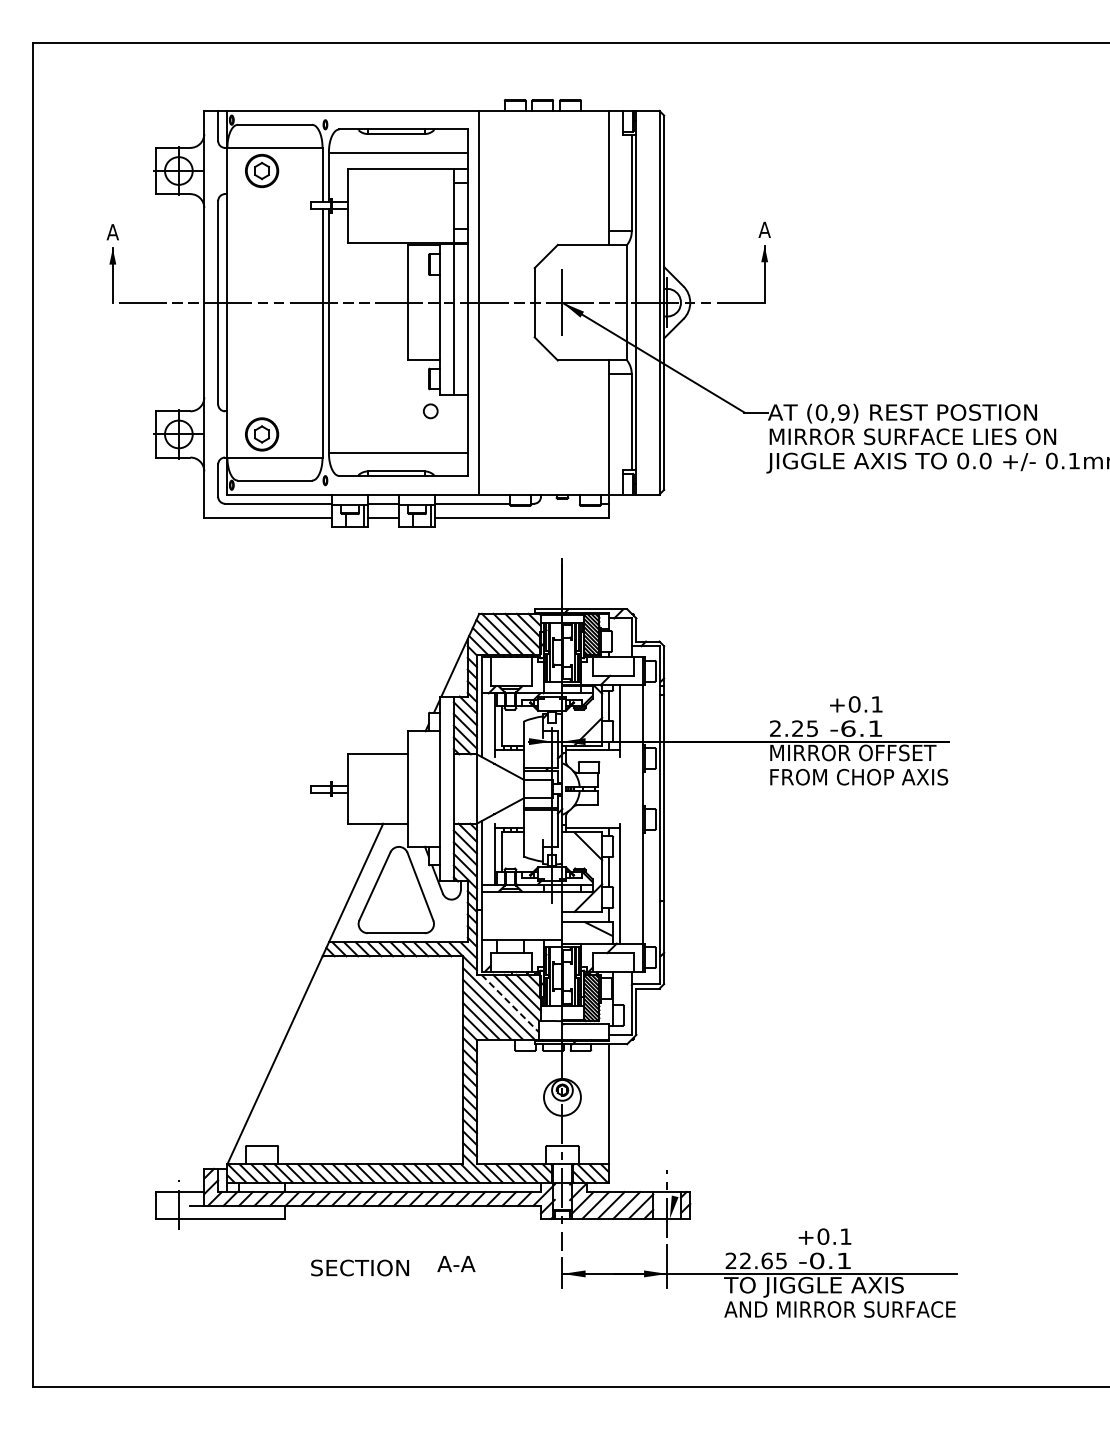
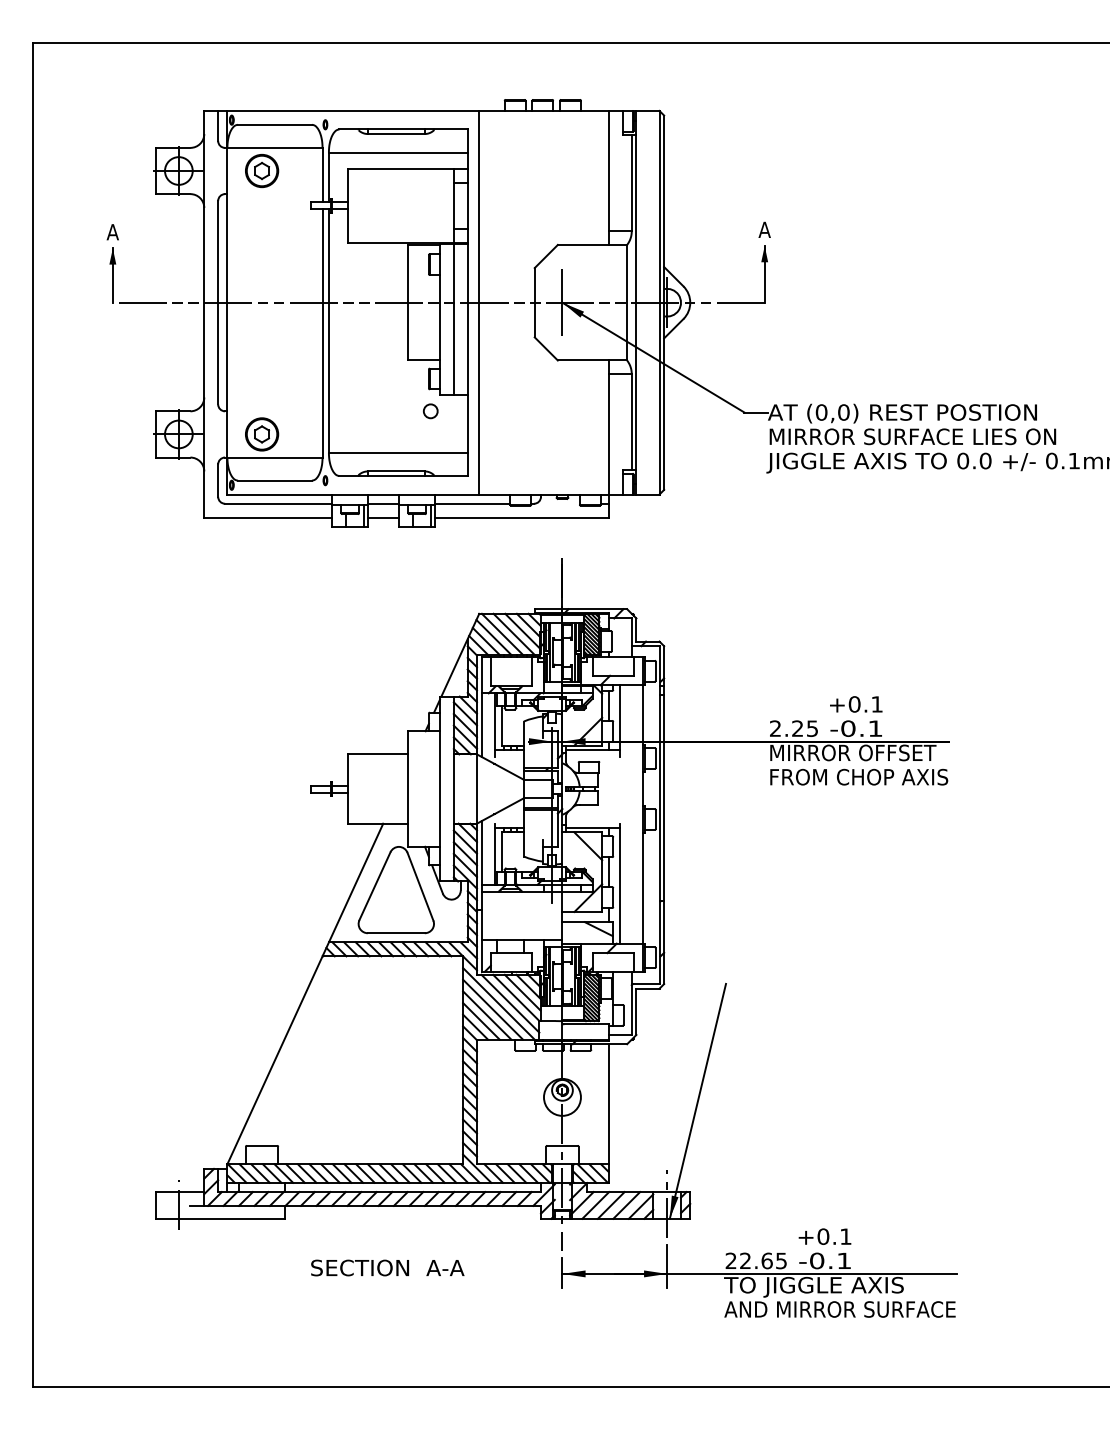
text: (0,9) -> (0,0) (843, 412)
text: -6.1 -> -0.1 (848, 728)
line: dashed -> solid (510, 1003)
line: none -> present (697, 1100)
text position: (456, 1263) -> (445, 1267) (445, 1267)
